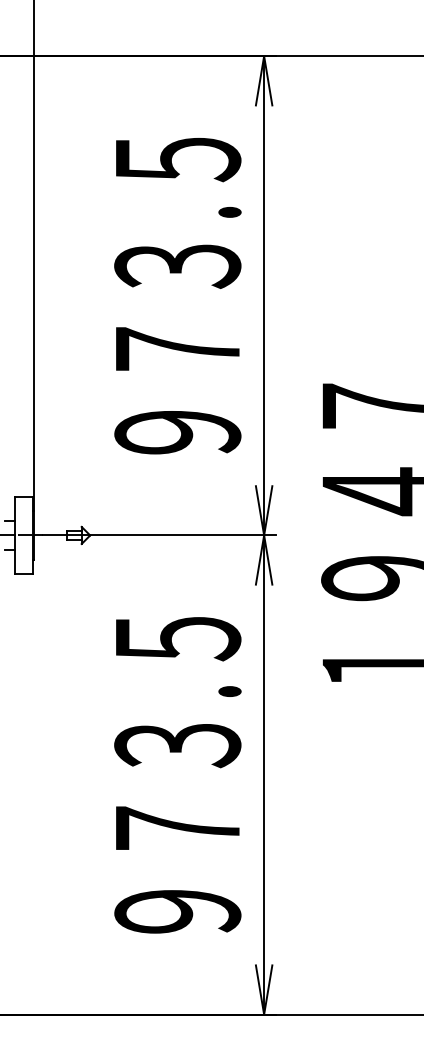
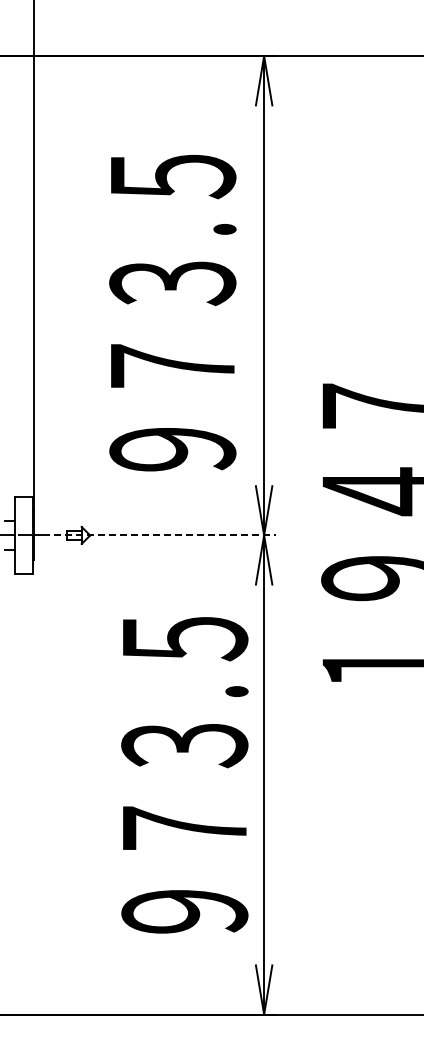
text position: (177, 296) -> (172, 313) (172, 313)
line: solid -> dashed (159, 535)
text position: (177, 775) -> (184, 775) (184, 775)
